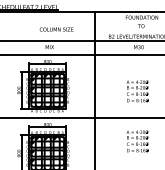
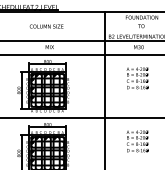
text position: (56, 29) -> (46, 26) (46, 26)
line position: (94, 89) -> (104, 89) (104, 89)
text position: (137, 91) -> (137, 78) (137, 78)
